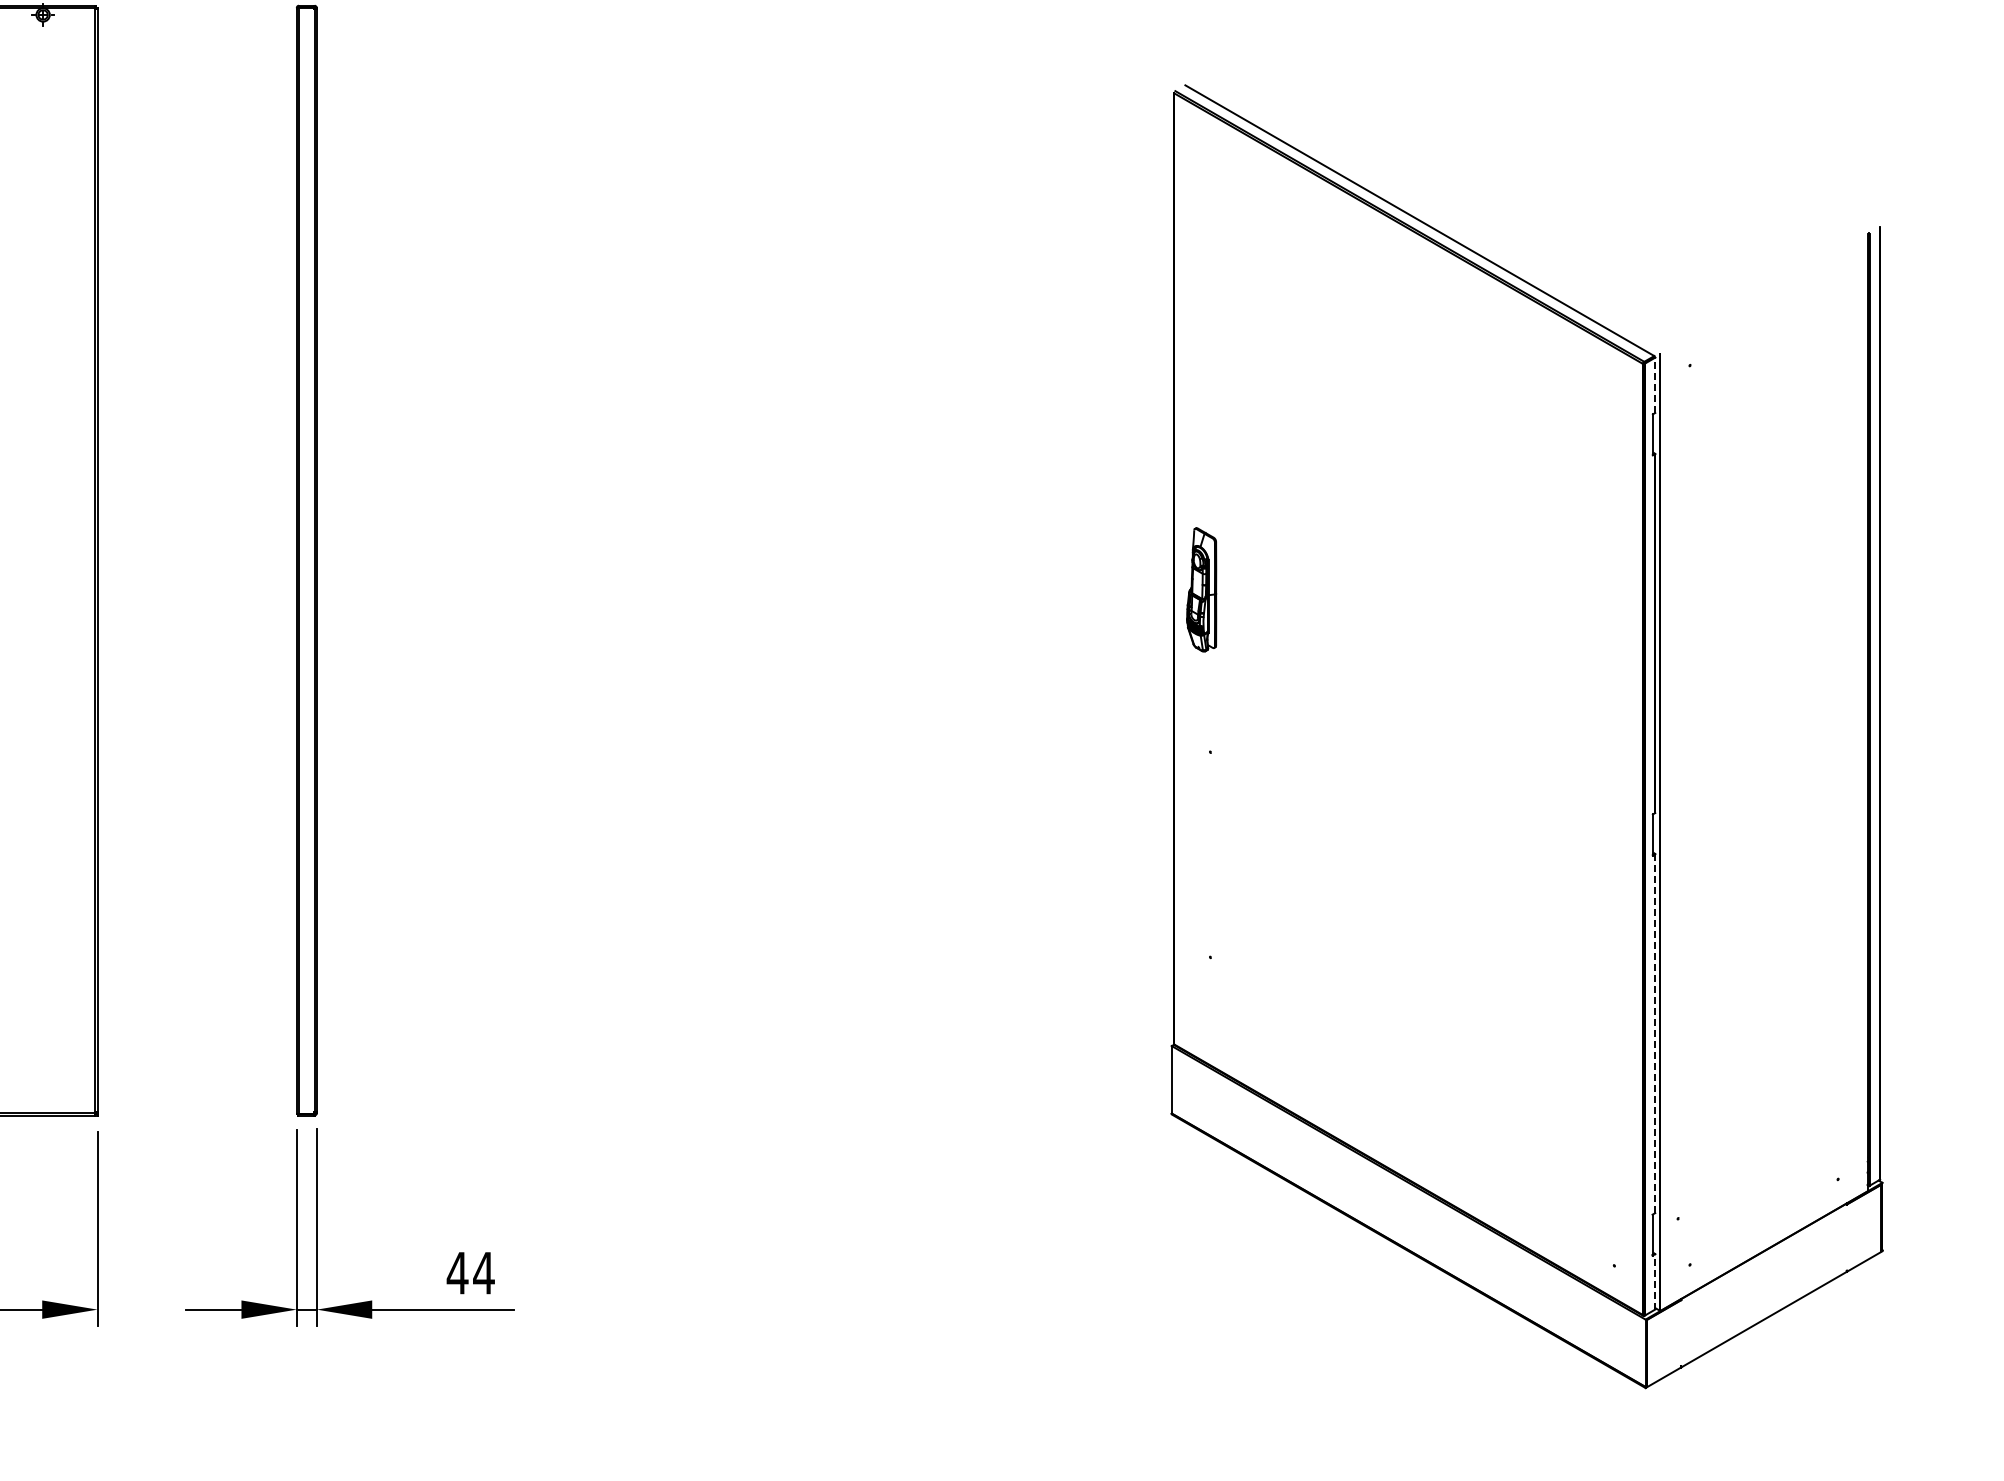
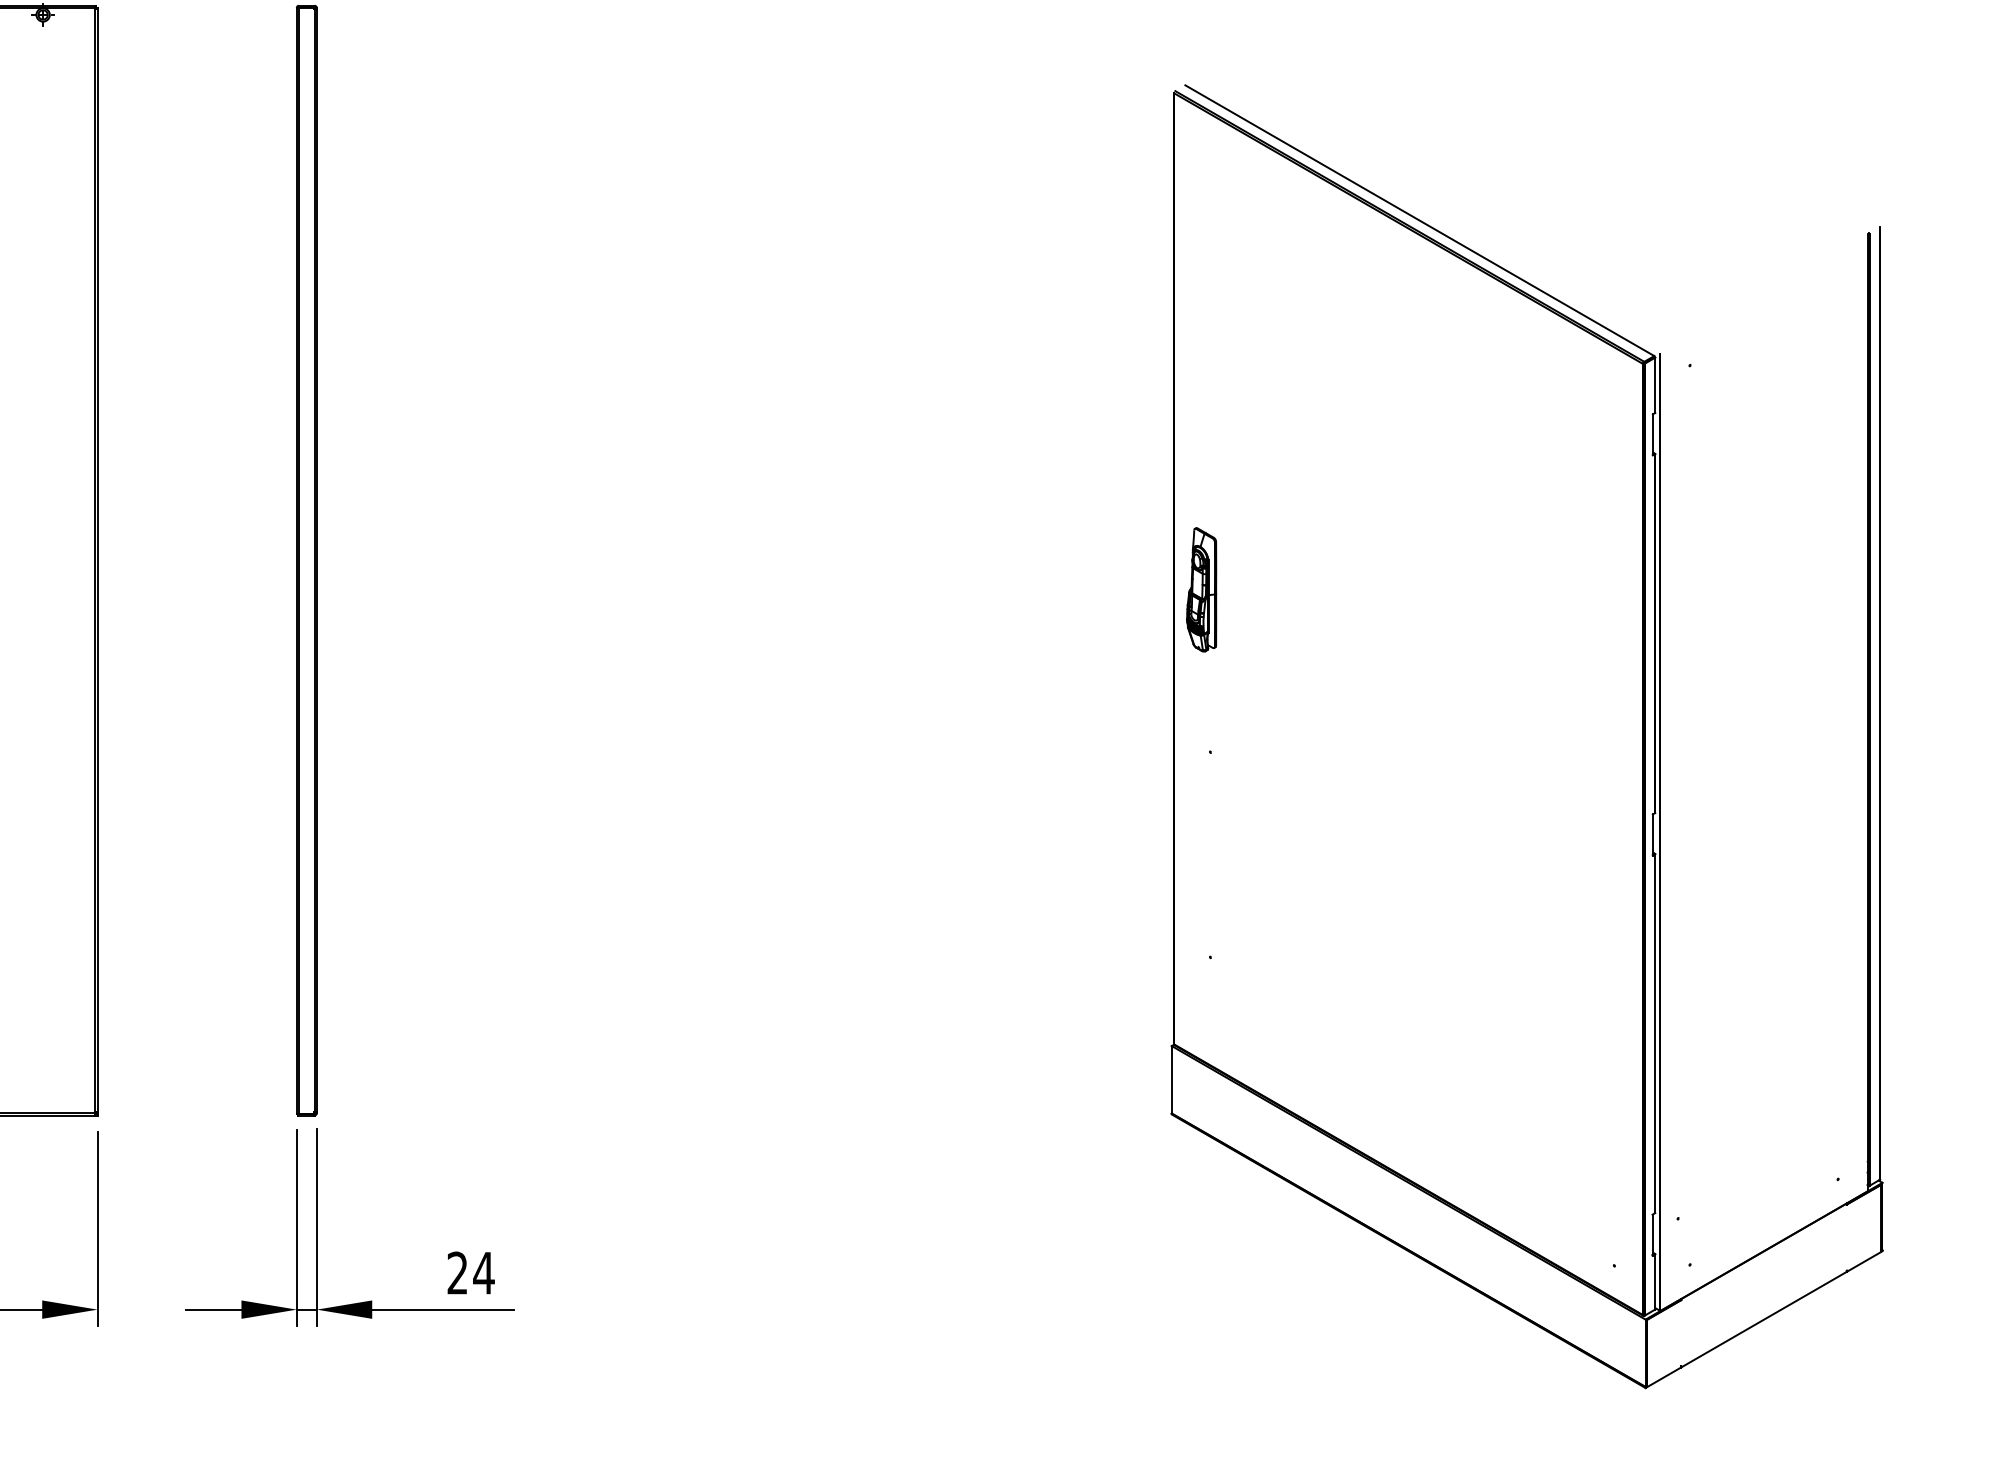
line: dashed -> solid (1655, 385)
line: dashed -> solid (1655, 1033)
text: 44 -> 24 (457, 1272)
line: dashed -> solid (1655, 1281)
